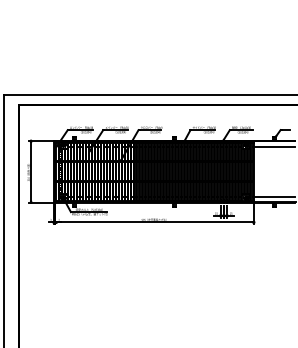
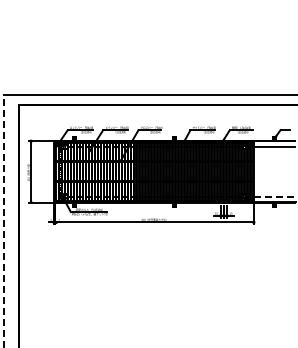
line: solid -> dashed (275, 196)
line: solid -> dashed (3, 220)
